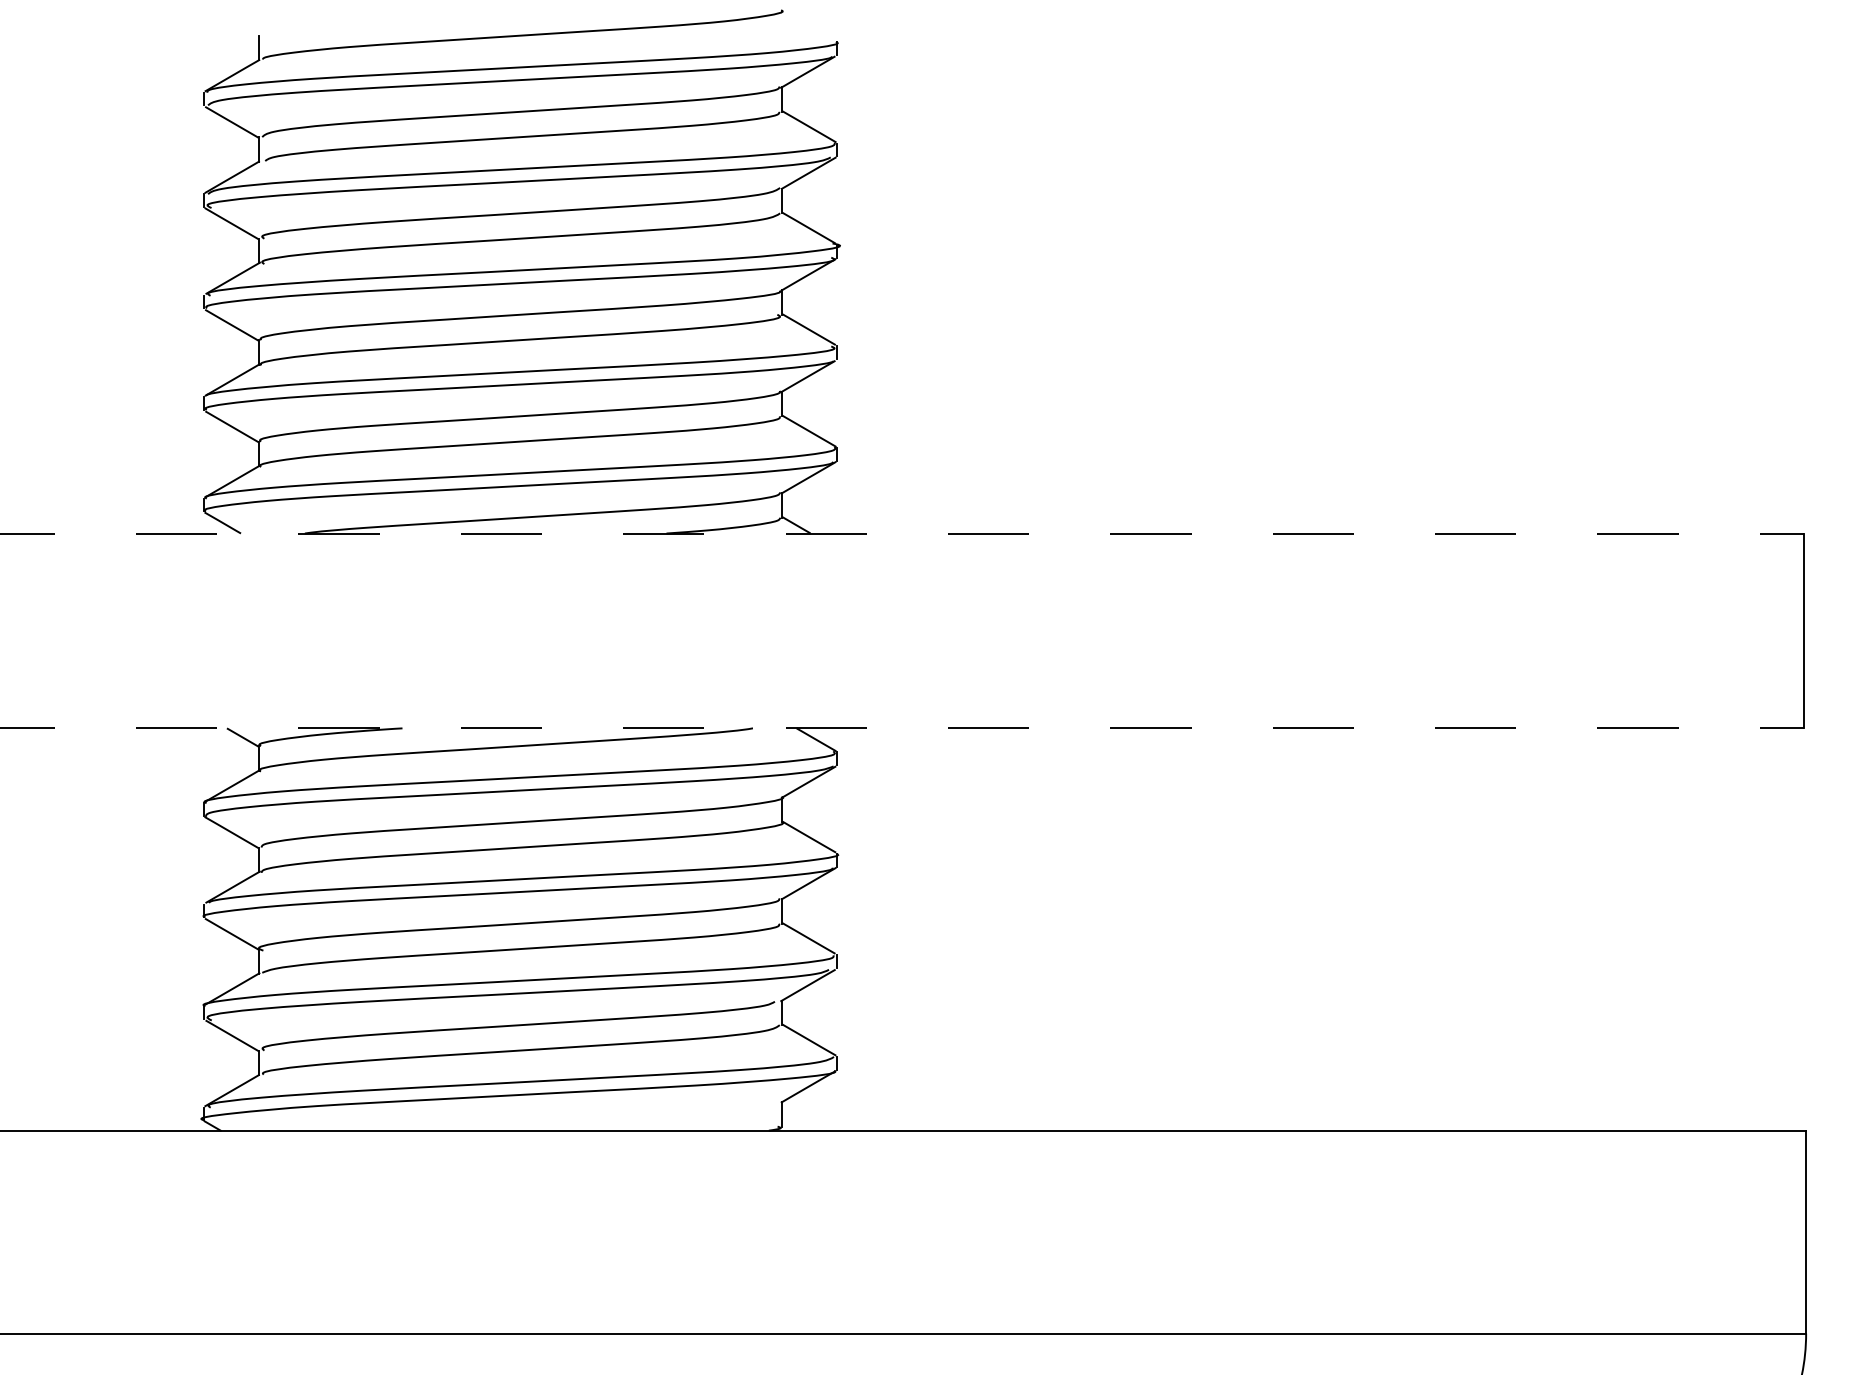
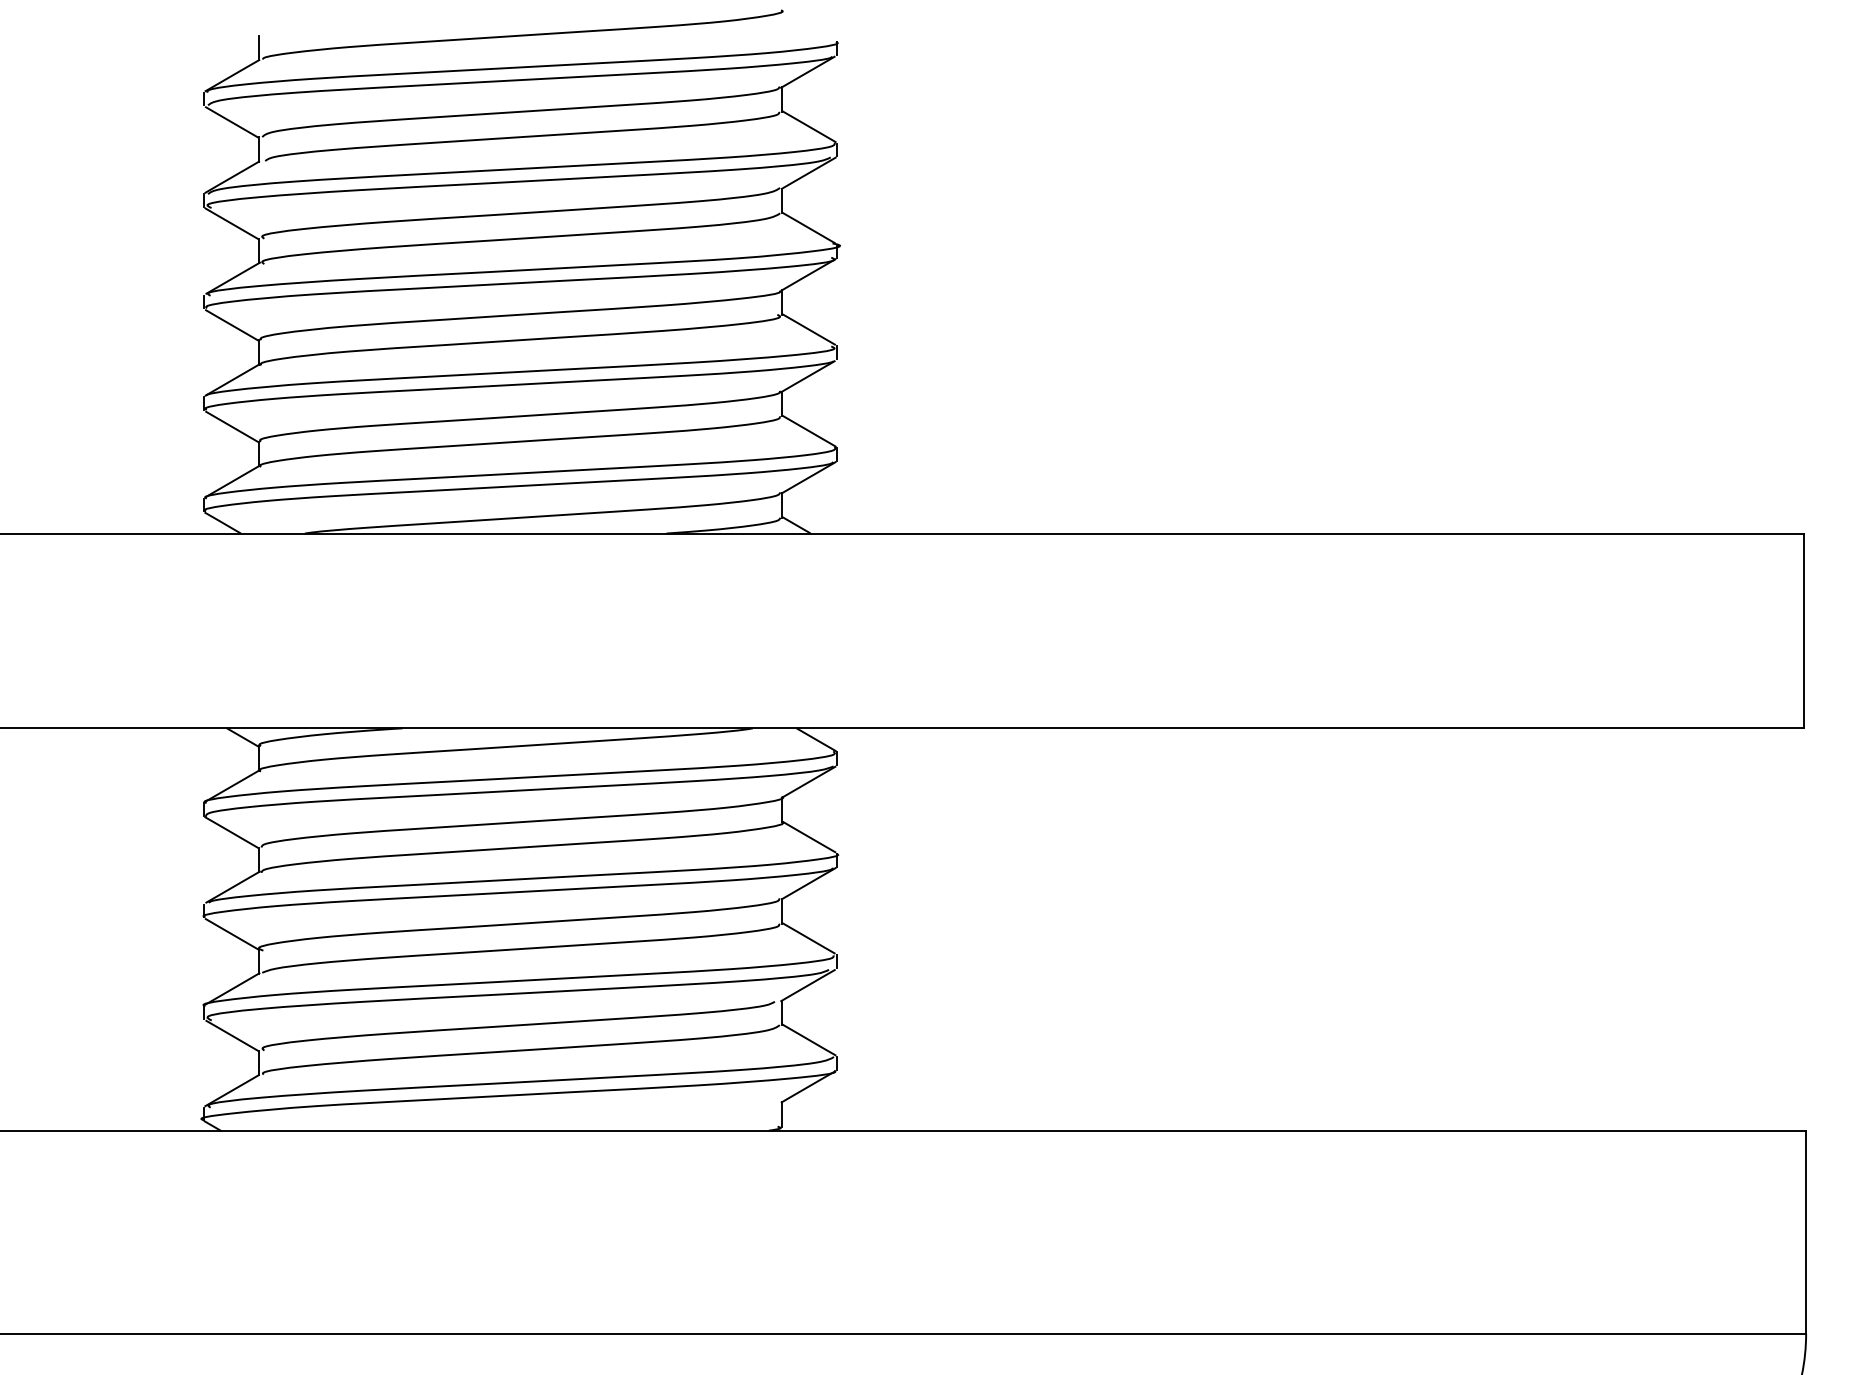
line: dashed -> solid (902, 533)
line: dashed -> solid (902, 728)
